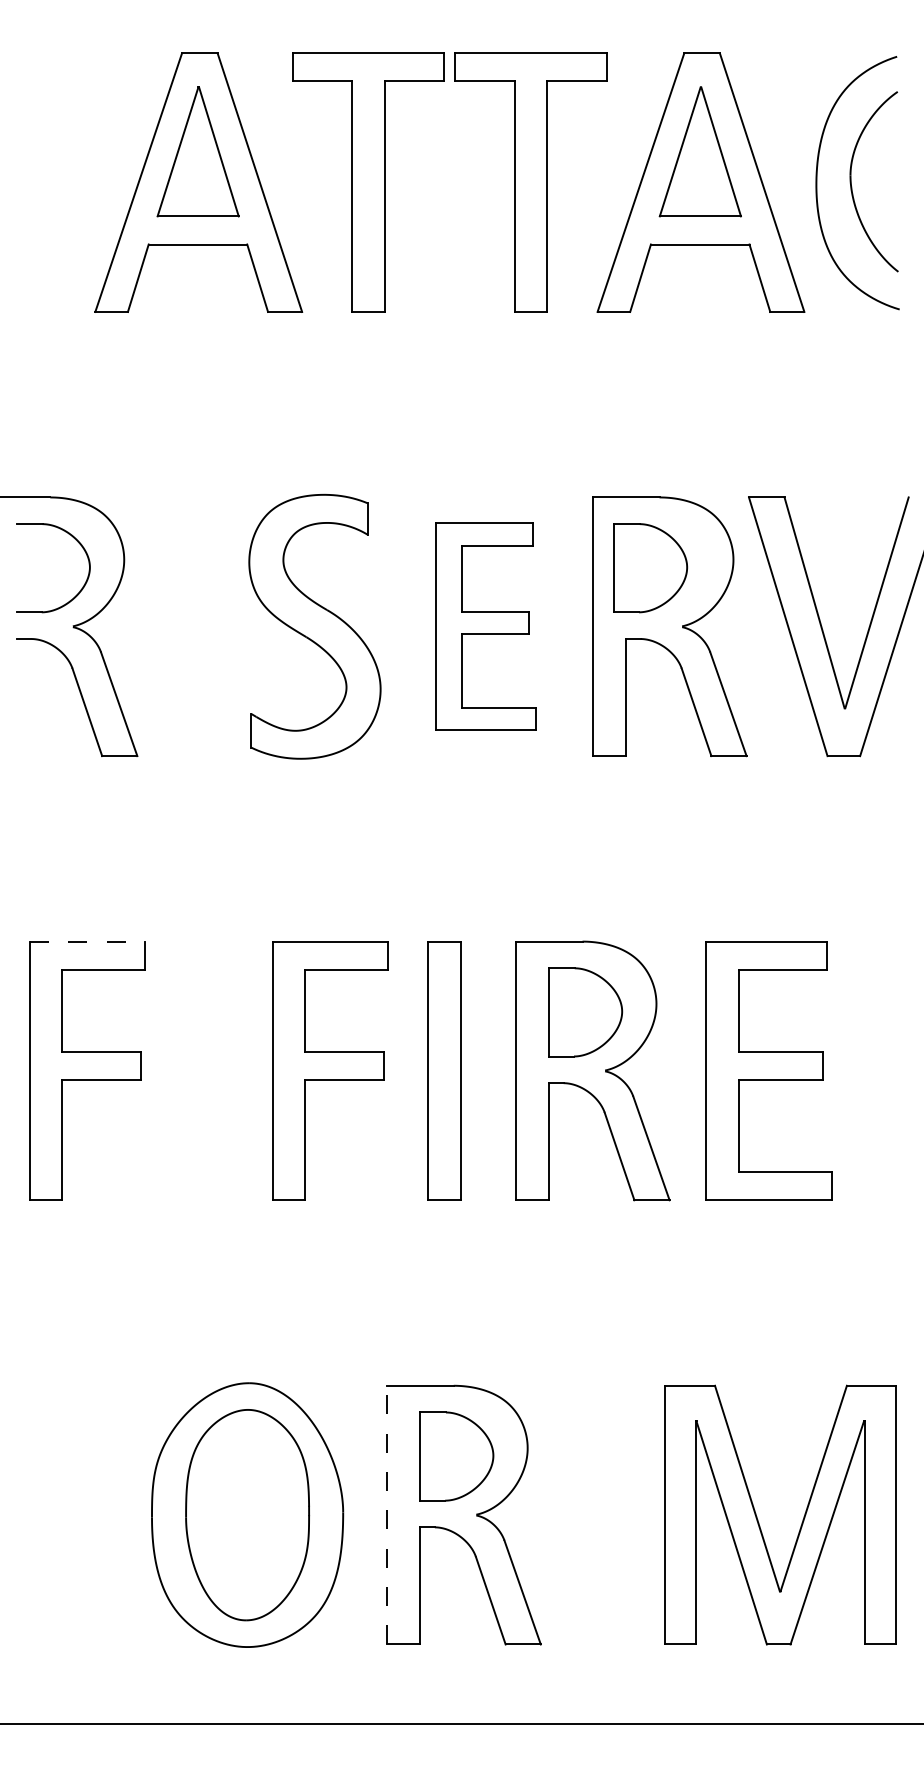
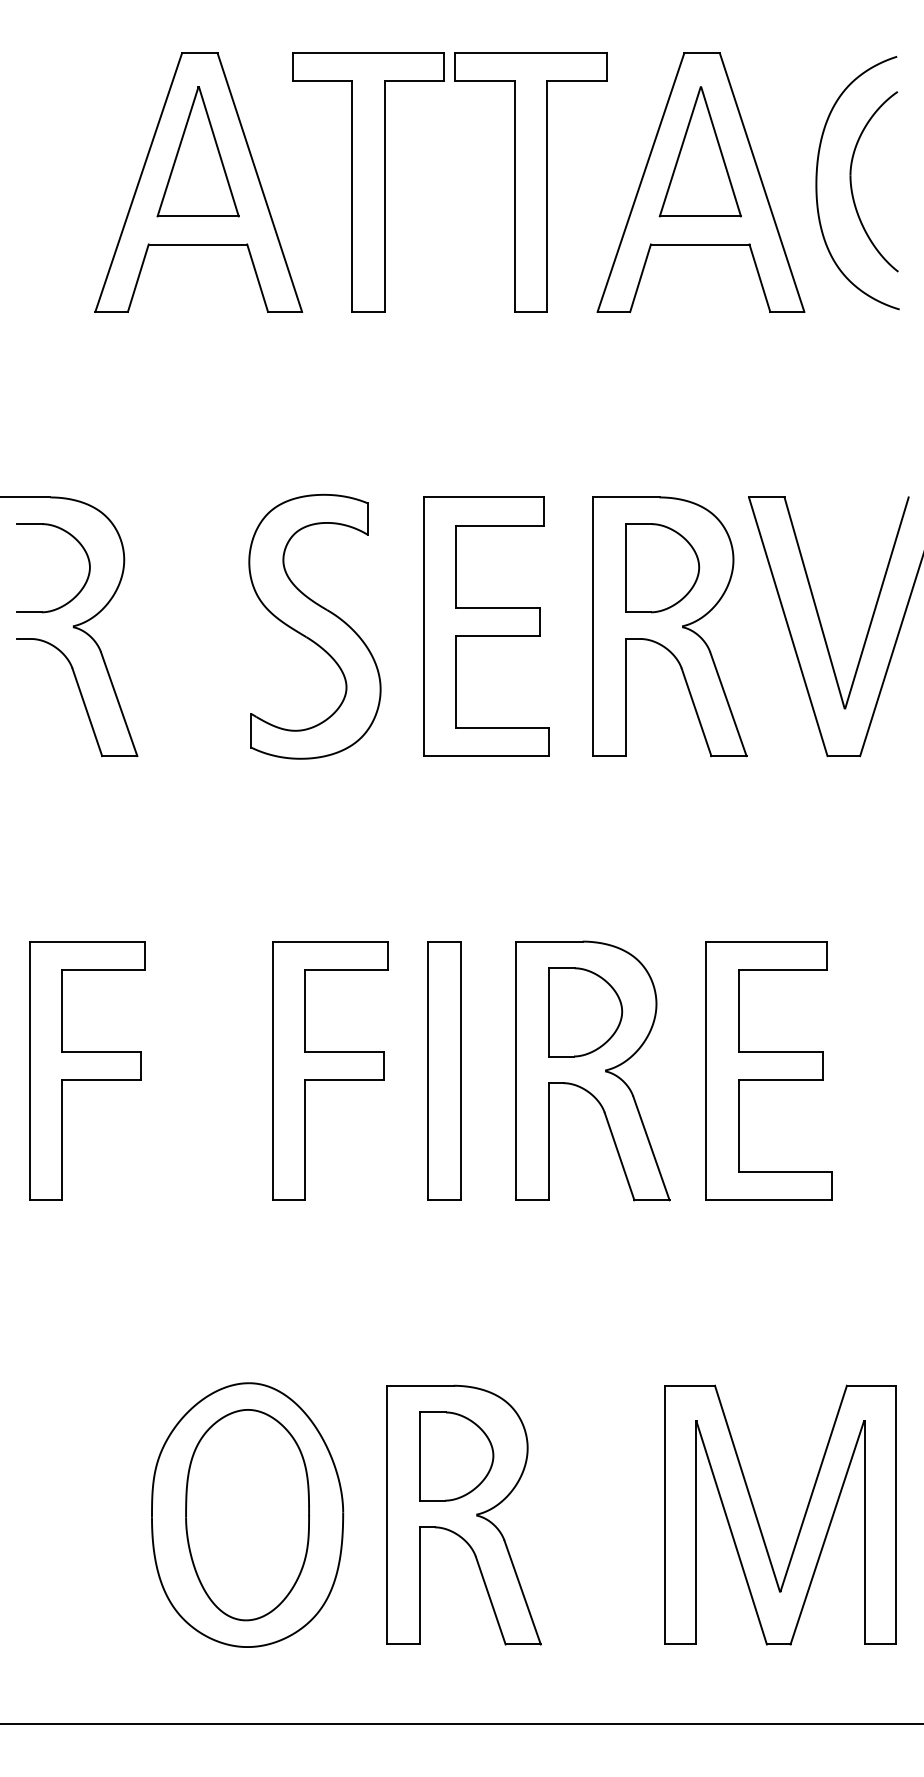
part position: (650, 568) -> (662, 568) (662, 568)
part size: 102x209 px -> 127x261 px (486, 626)
line: dashed -> solid (87, 941)
line: dashed -> solid (387, 1514)
